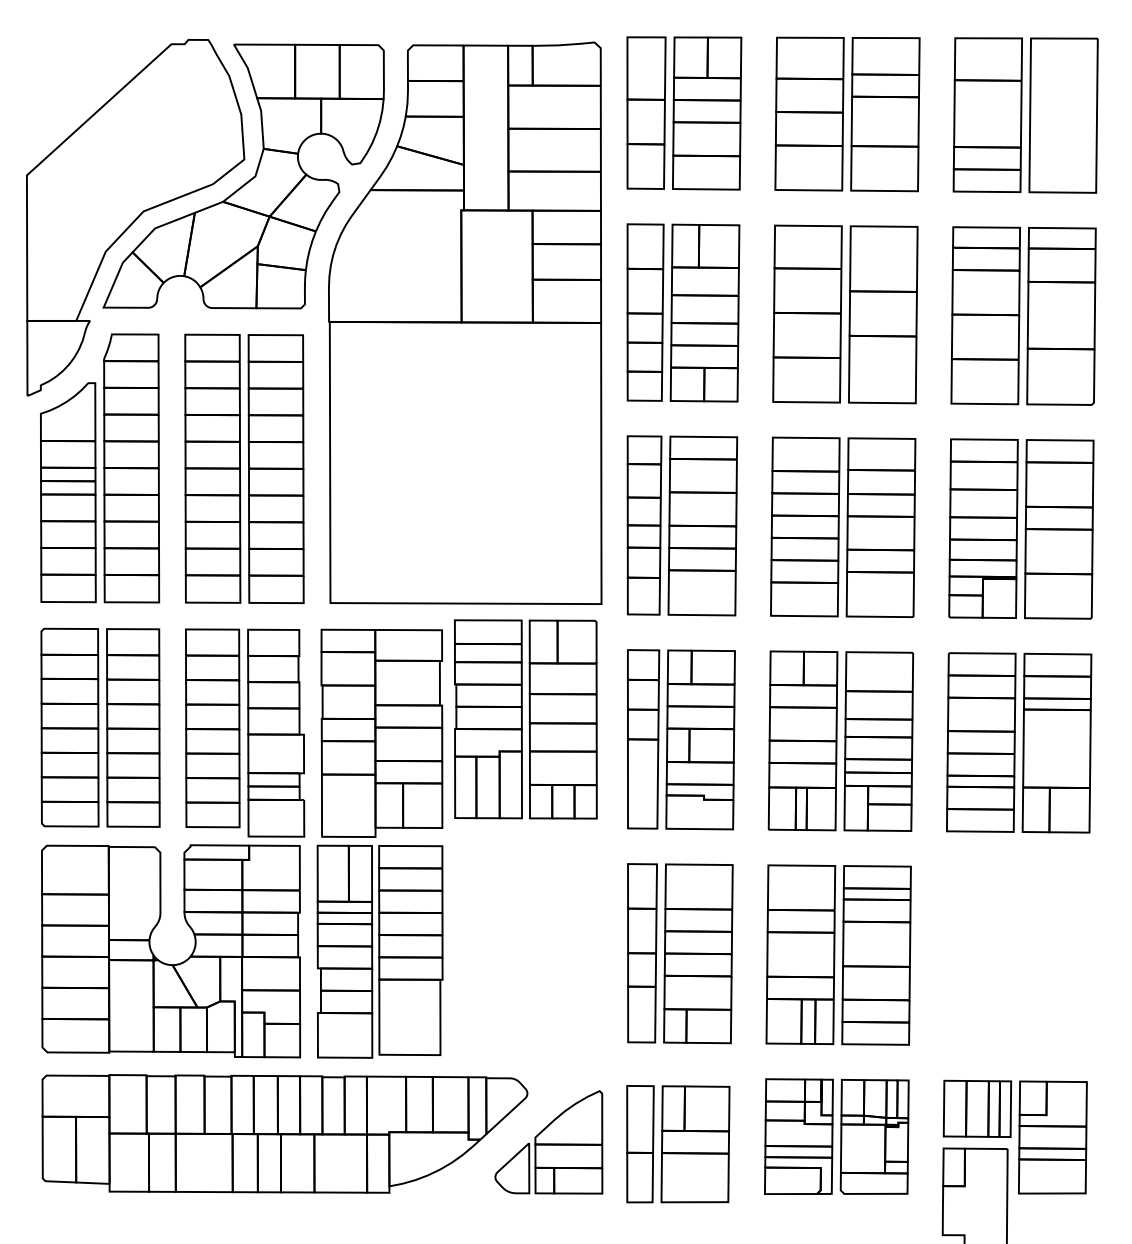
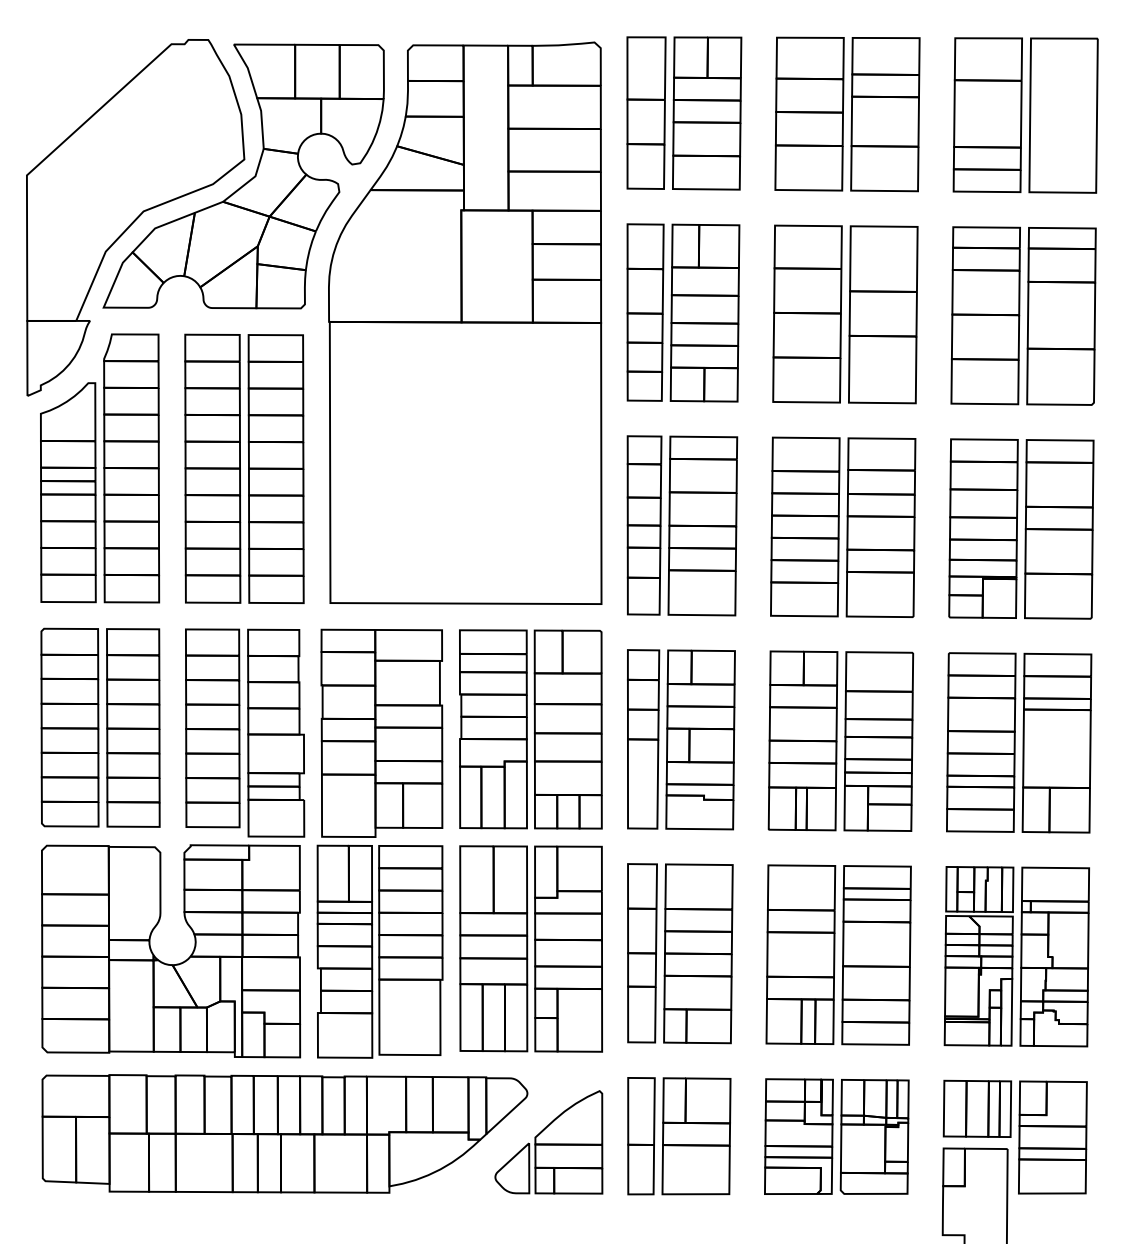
part position: (525, 719) -> (530, 729) (530, 729)
part: none -> present (530, 948)
part: none -> present (1016, 956)
part position: (678, 1144) -> (679, 1136) (679, 1136)
